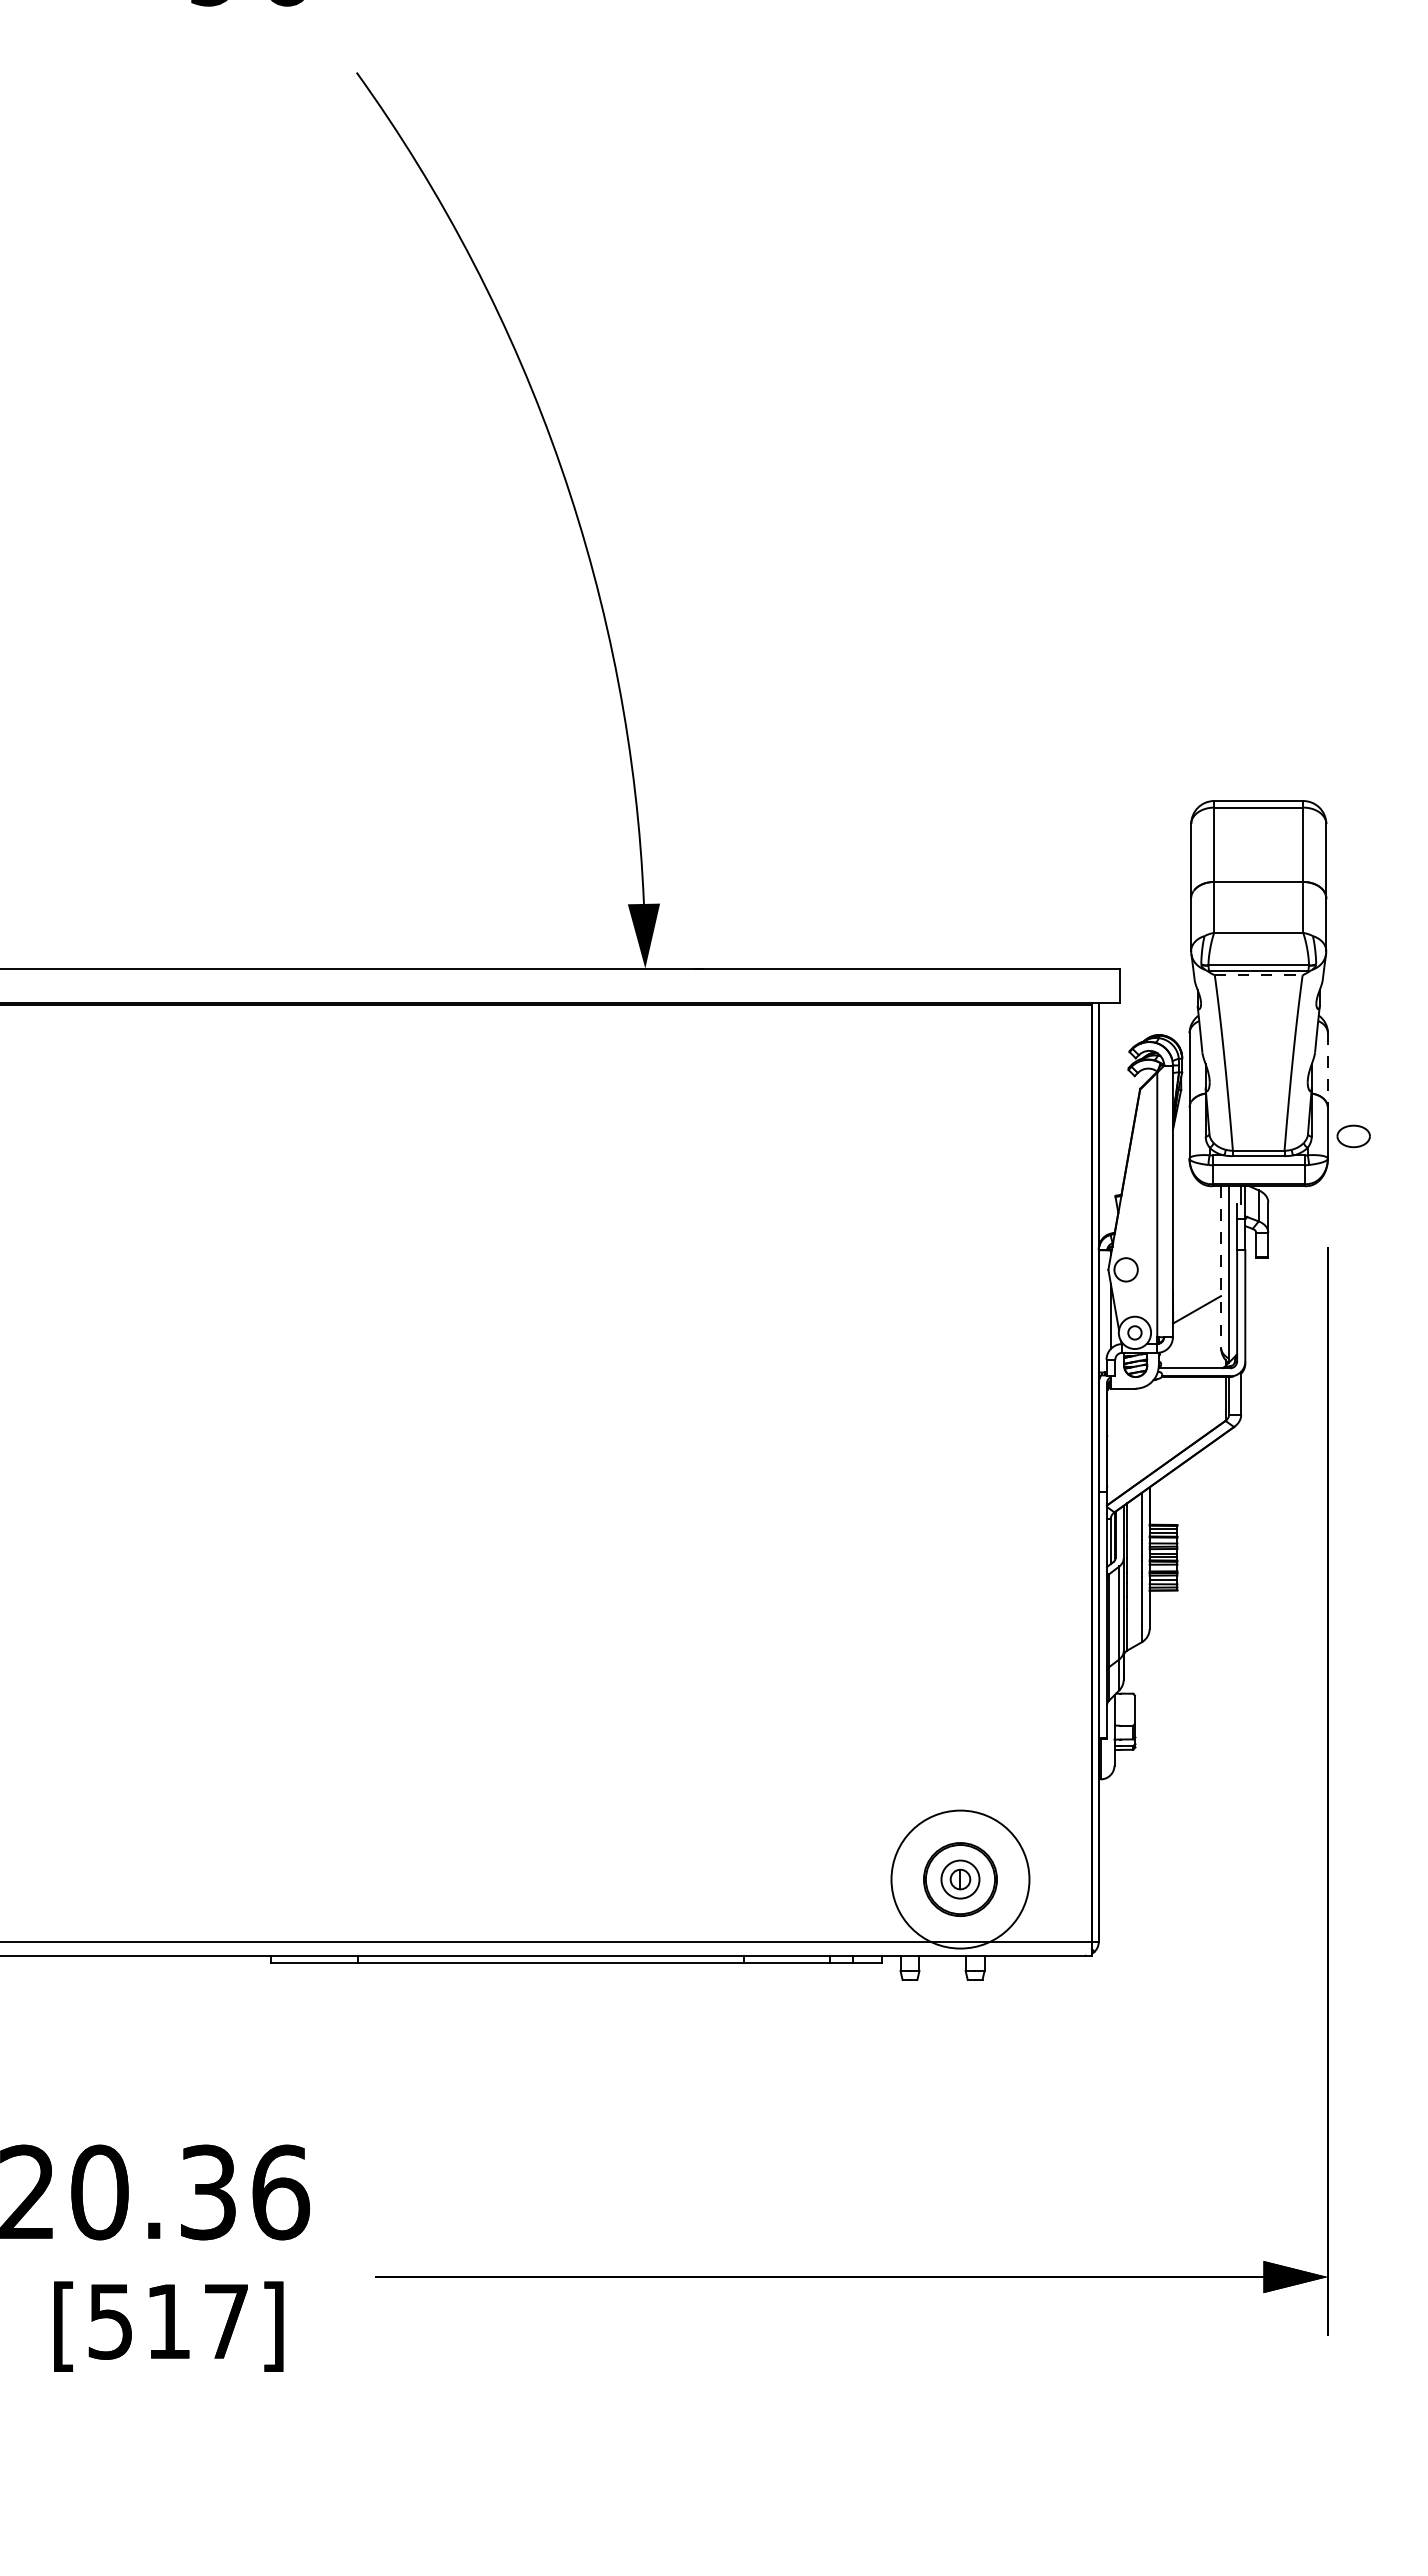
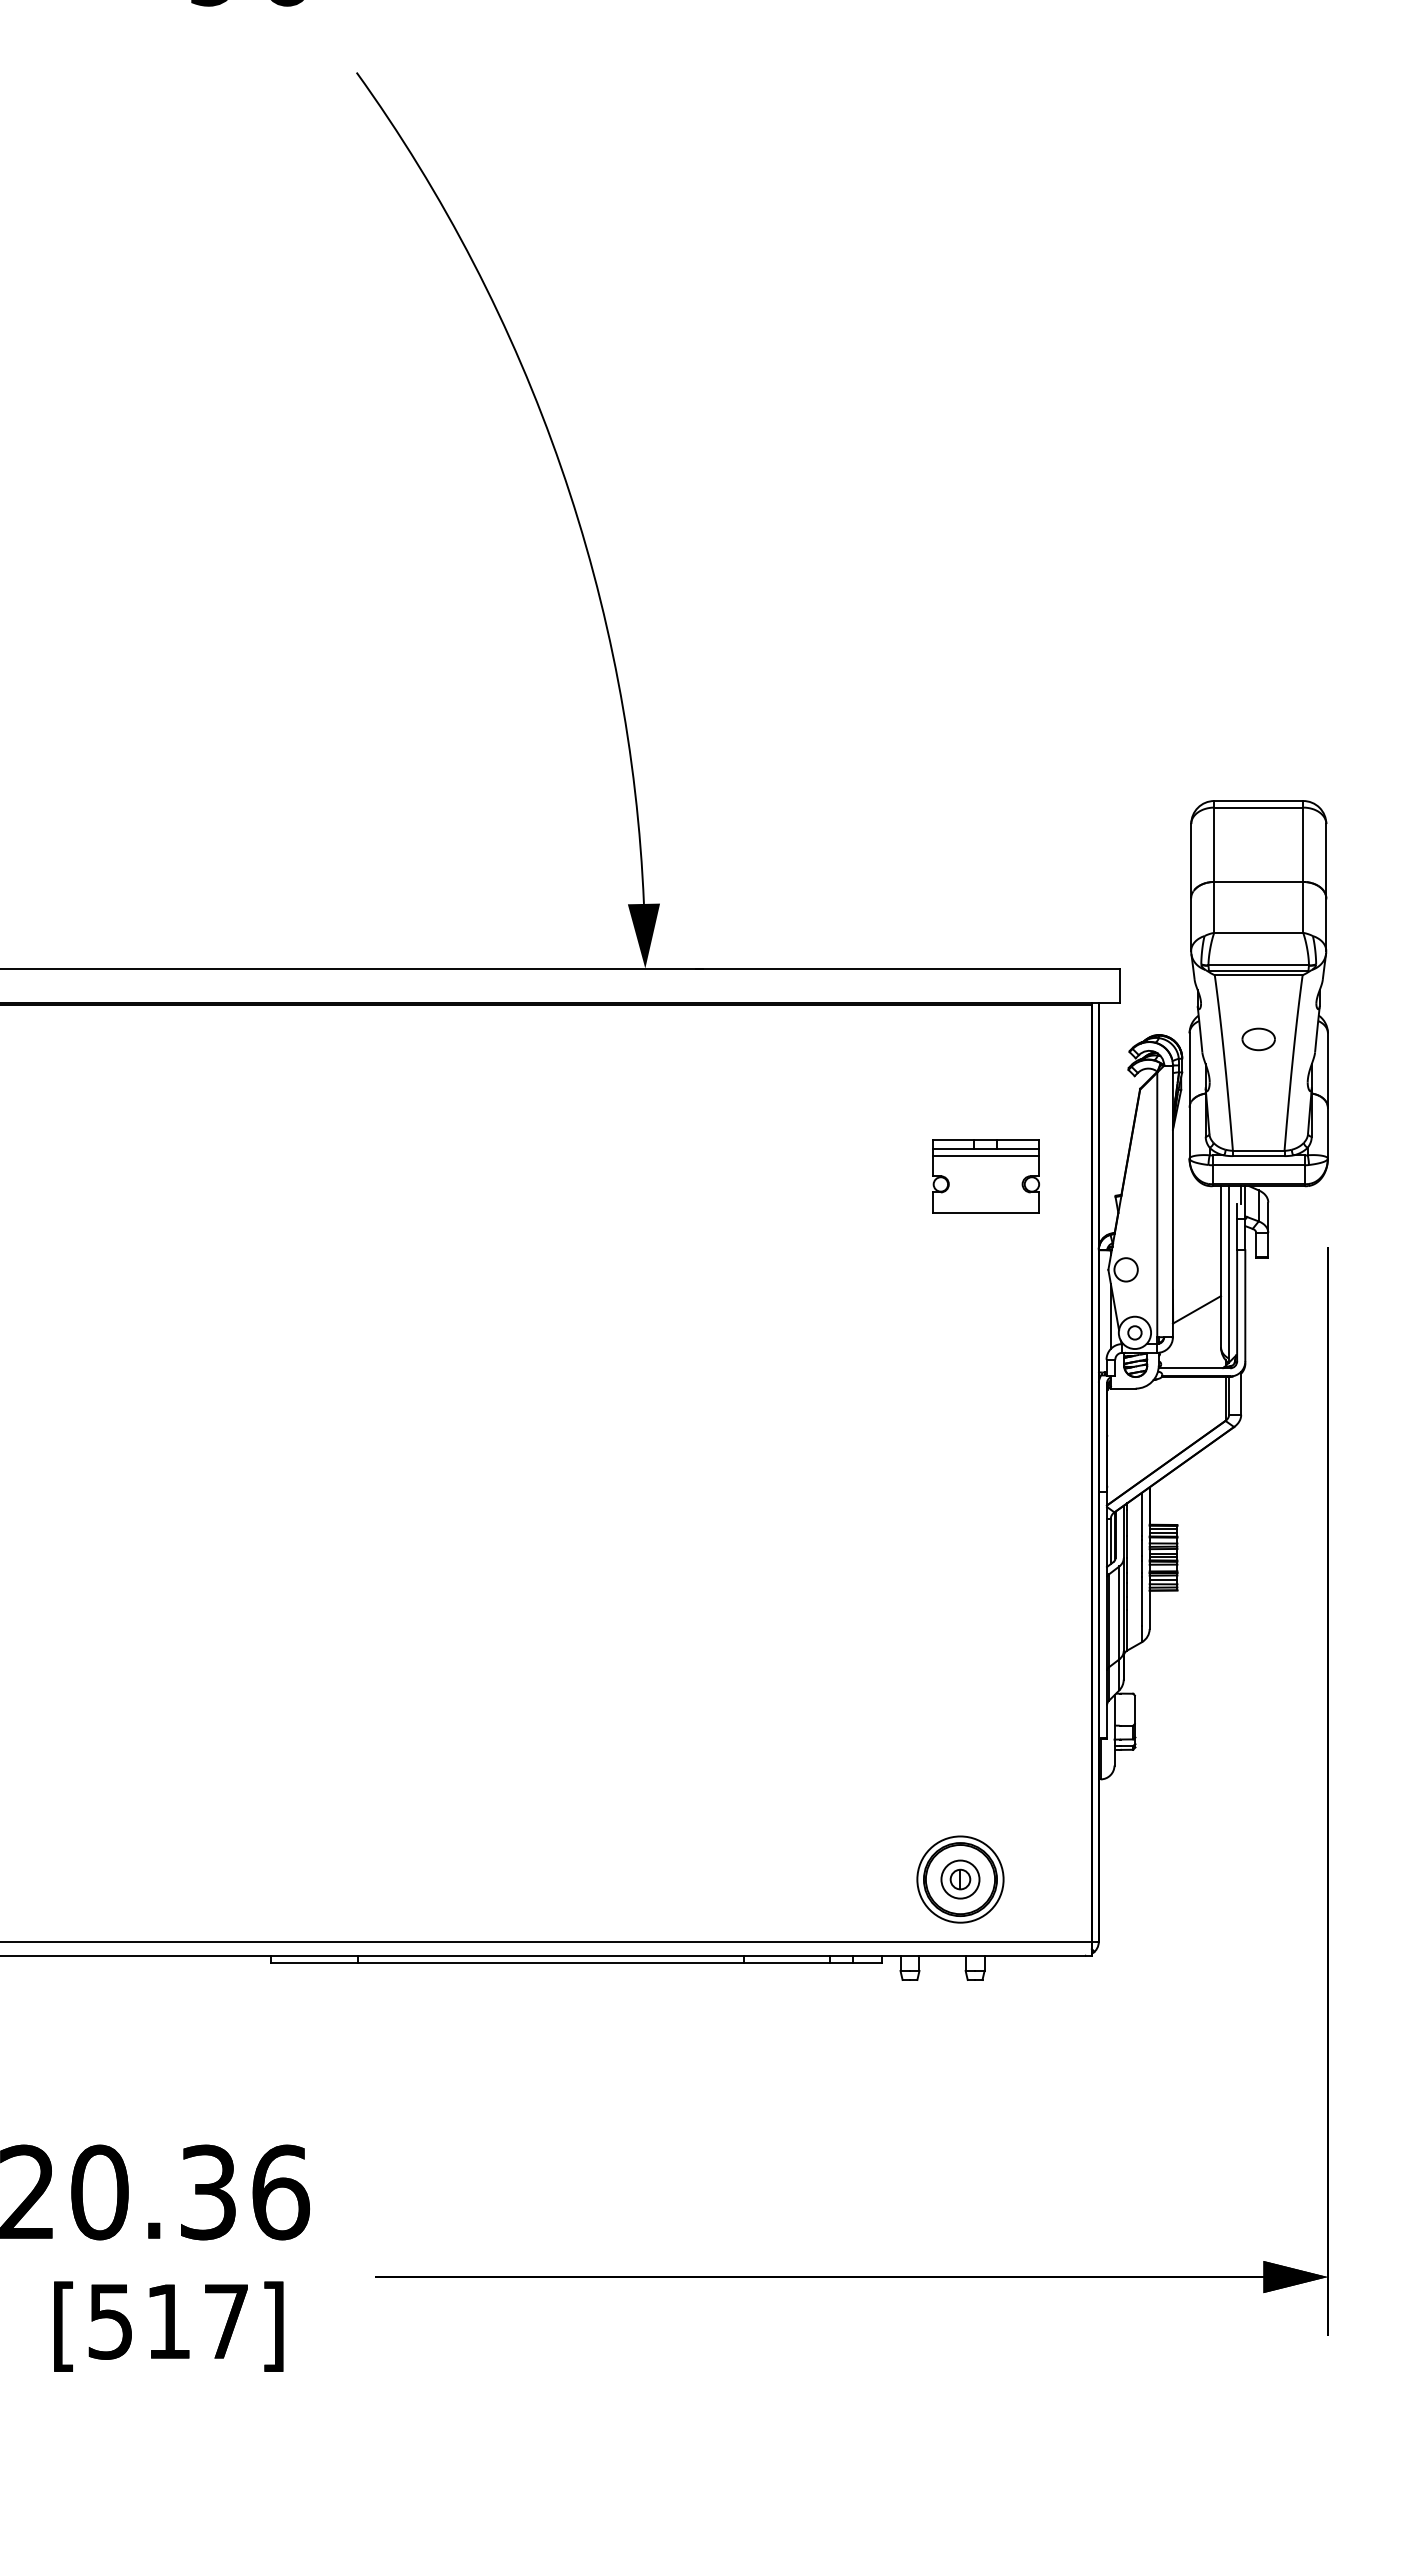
line: dashed -> solid (1258, 975)
line: dashed -> solid (1327, 1070)
part position: (1353, 1136) -> (1258, 1039) (1258, 1039)
part: none -> present (985, 1176)
line: dashed -> solid (1221, 1266)
circle diameter: 138 px -> 86 px (960, 1879)
